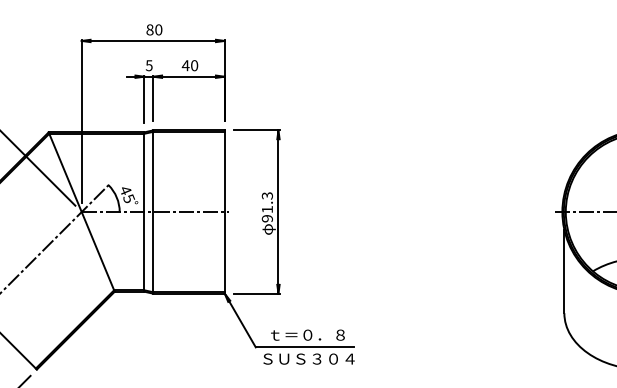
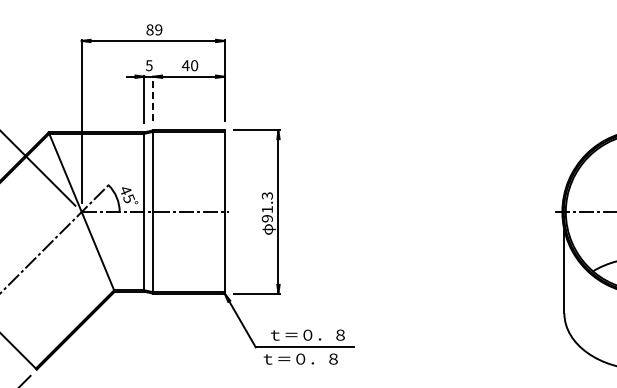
text: 80 -> 89 (158, 29)
line: solid -> dashed (153, 98)
text: ＳＵＳ３０４ -> ｔ＝０．８ (308, 358)
